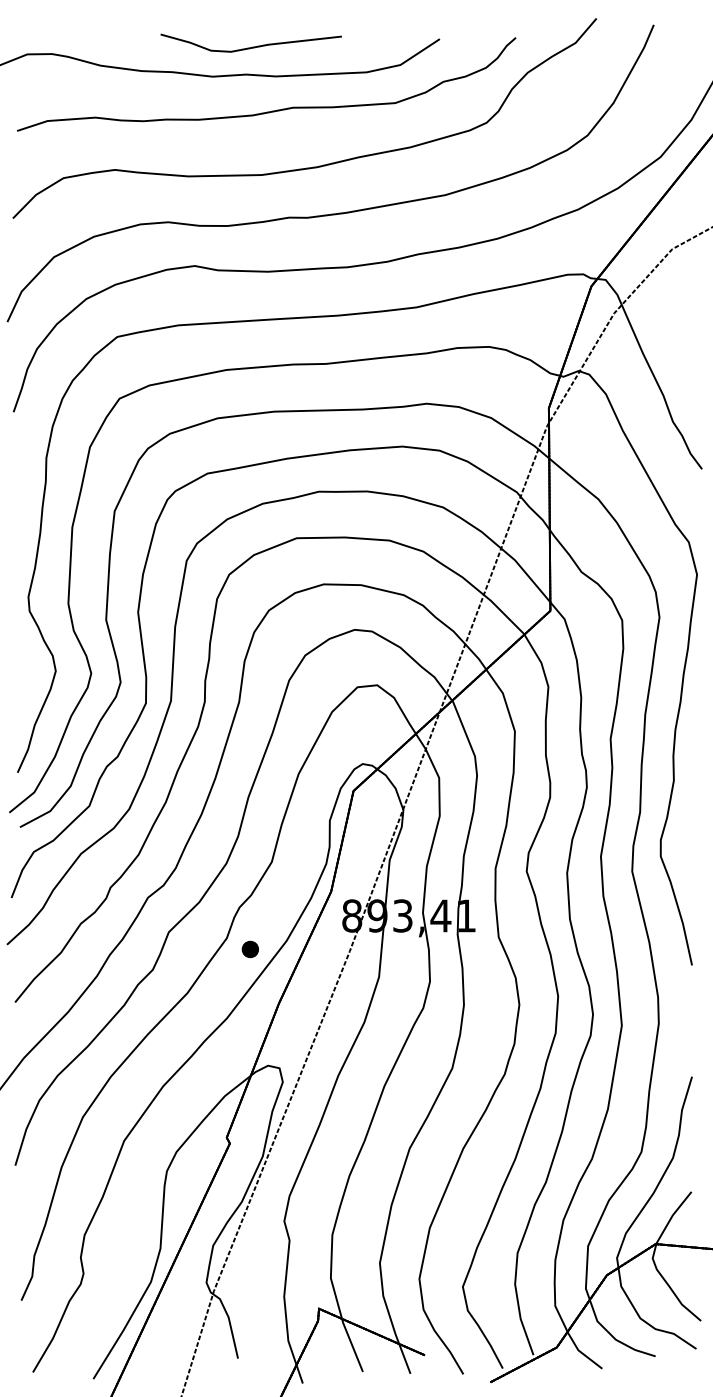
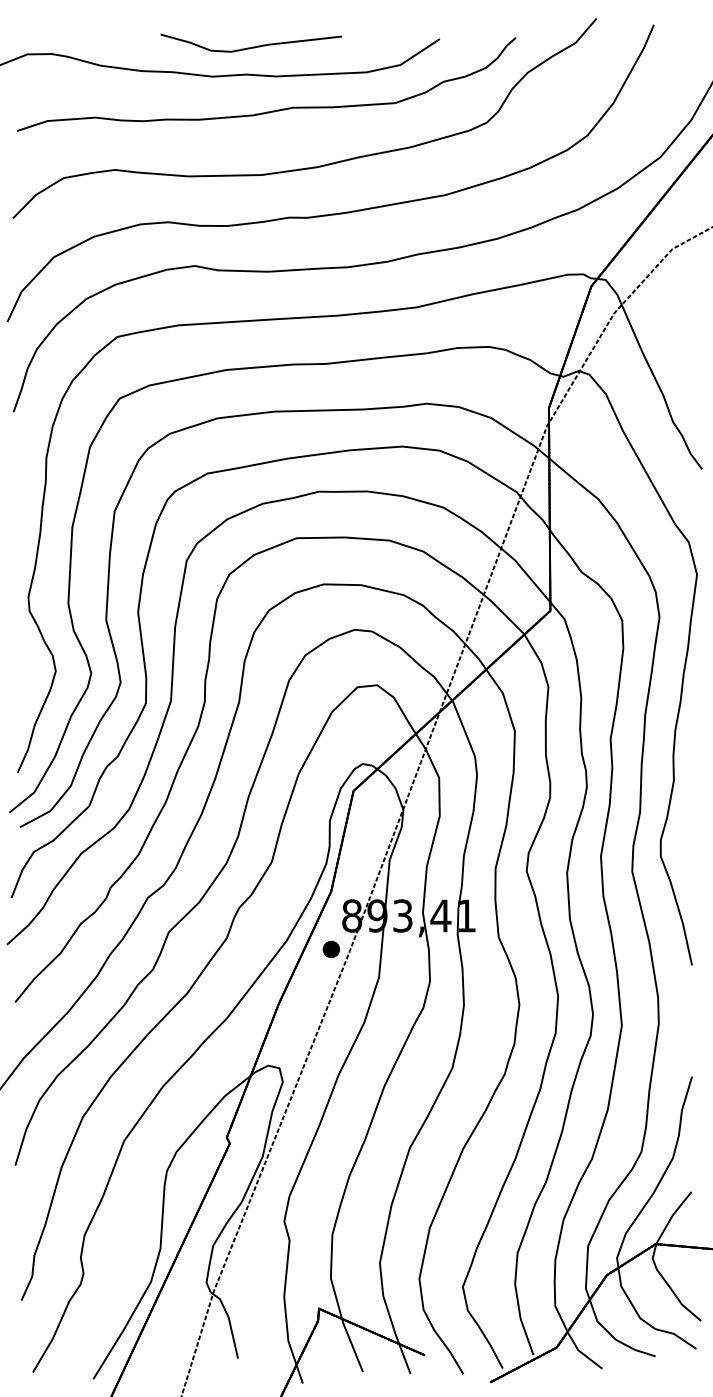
part position: (249, 948) -> (330, 948) (330, 948)
